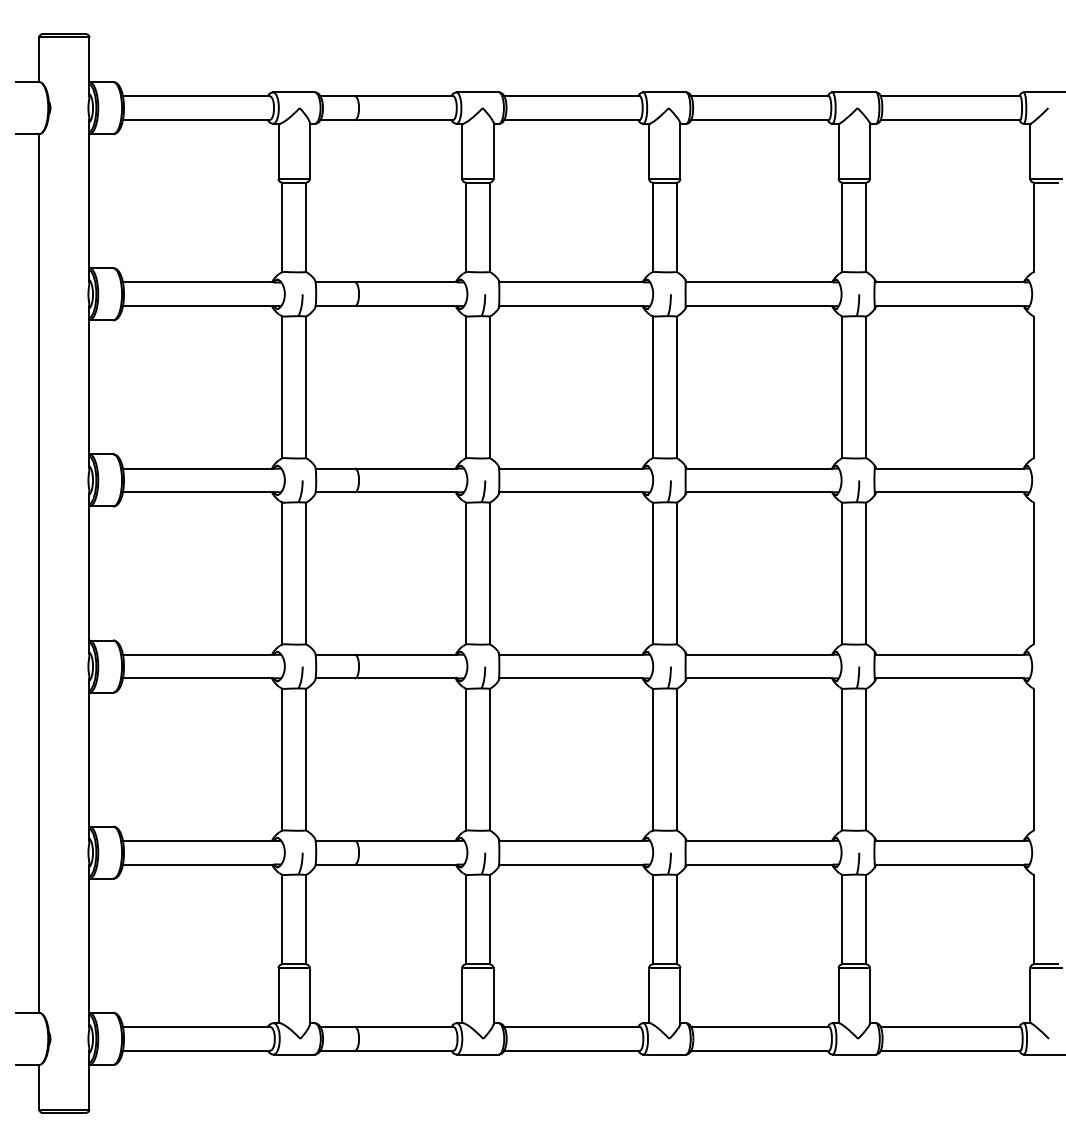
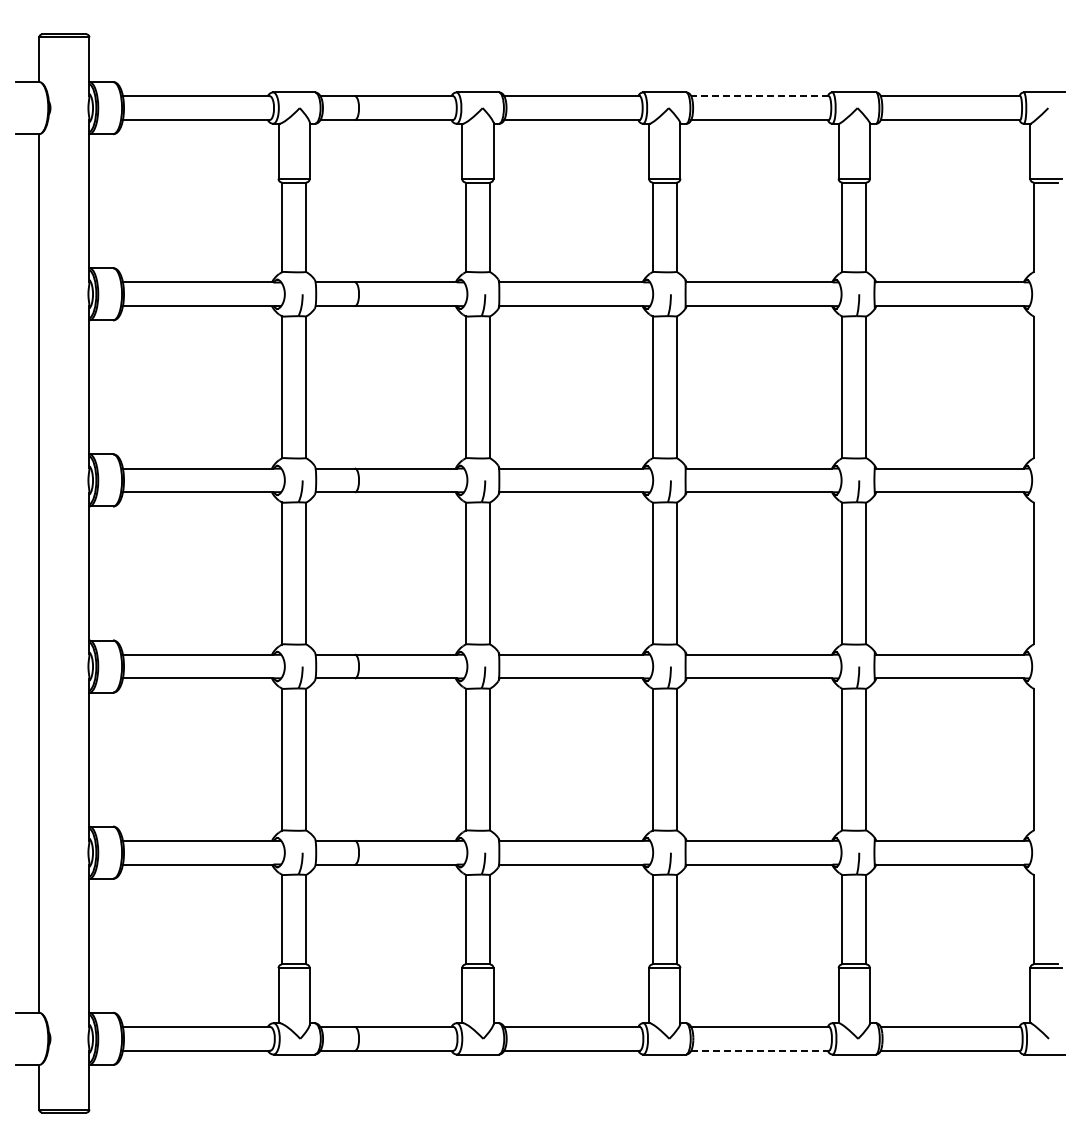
line: solid -> dashed (760, 96)
line: solid -> dashed (760, 1050)
